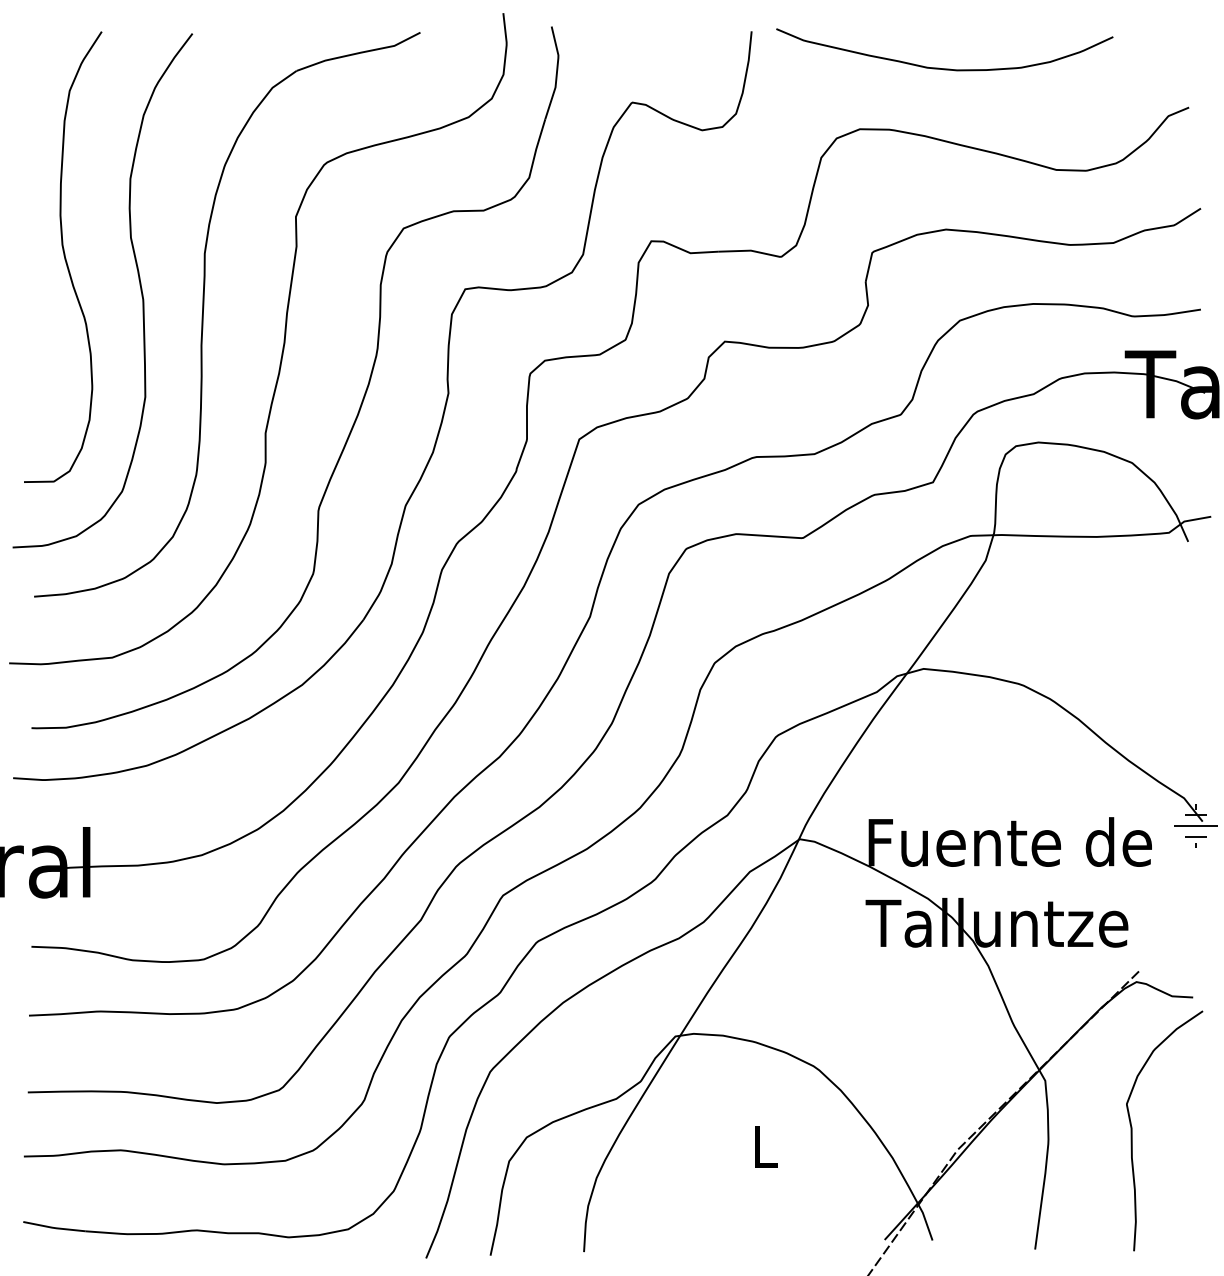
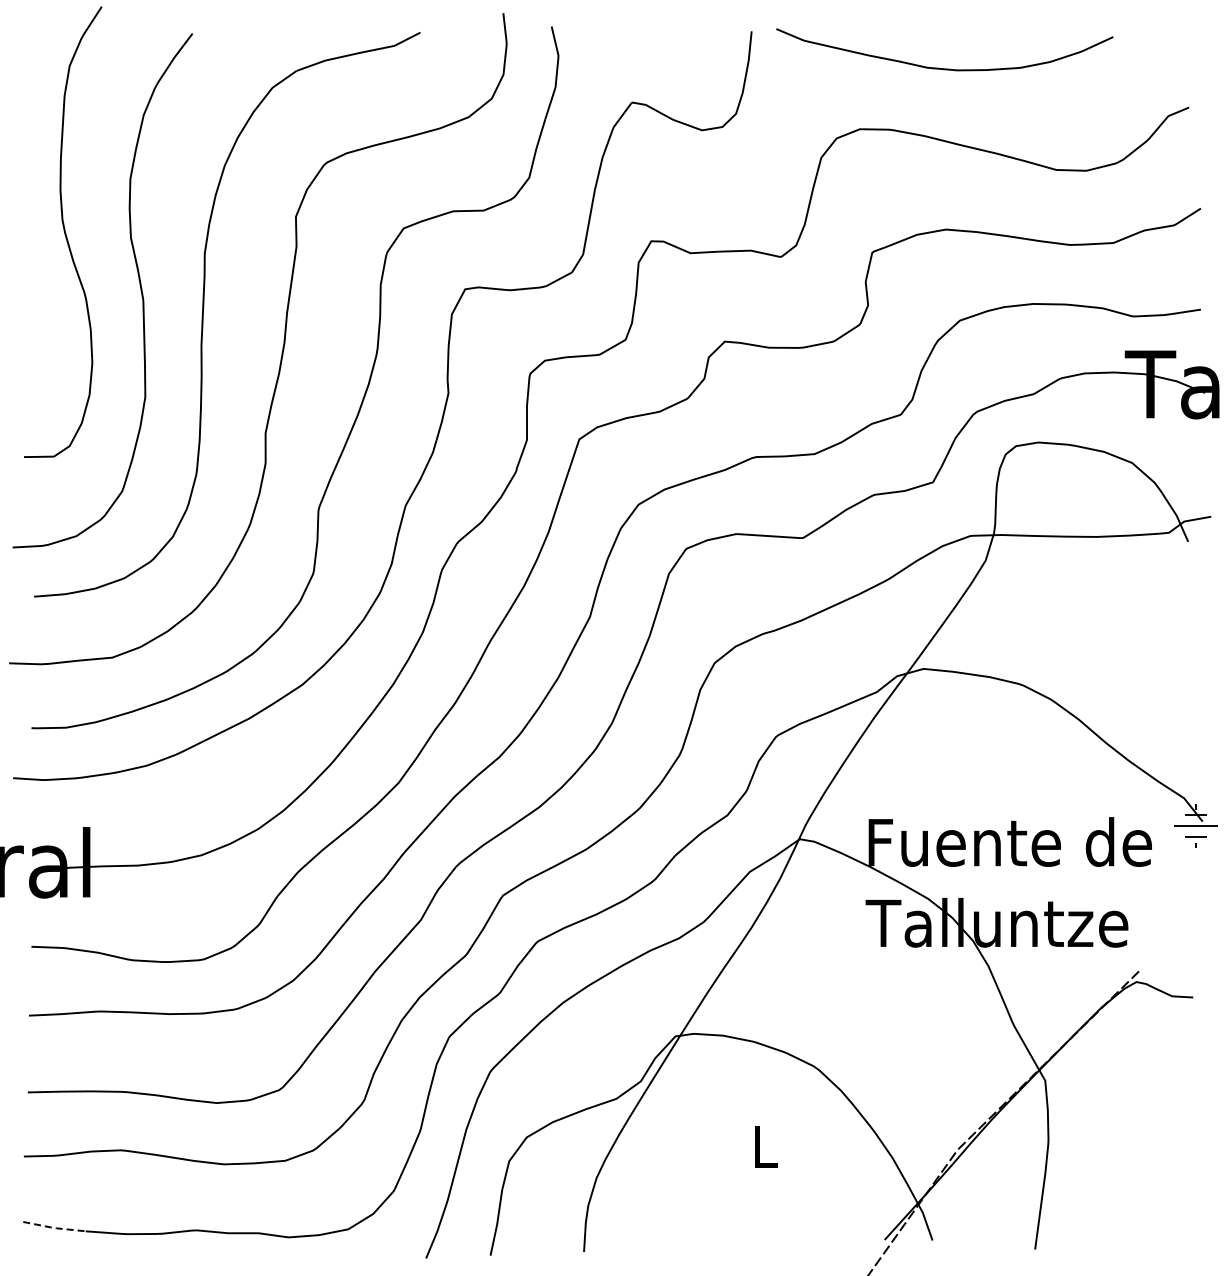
curve position: (63, 256) -> (63, 231) (63, 231)
curve: present -> none (1132, 1130)
line: solid -> dashed (54, 1228)
